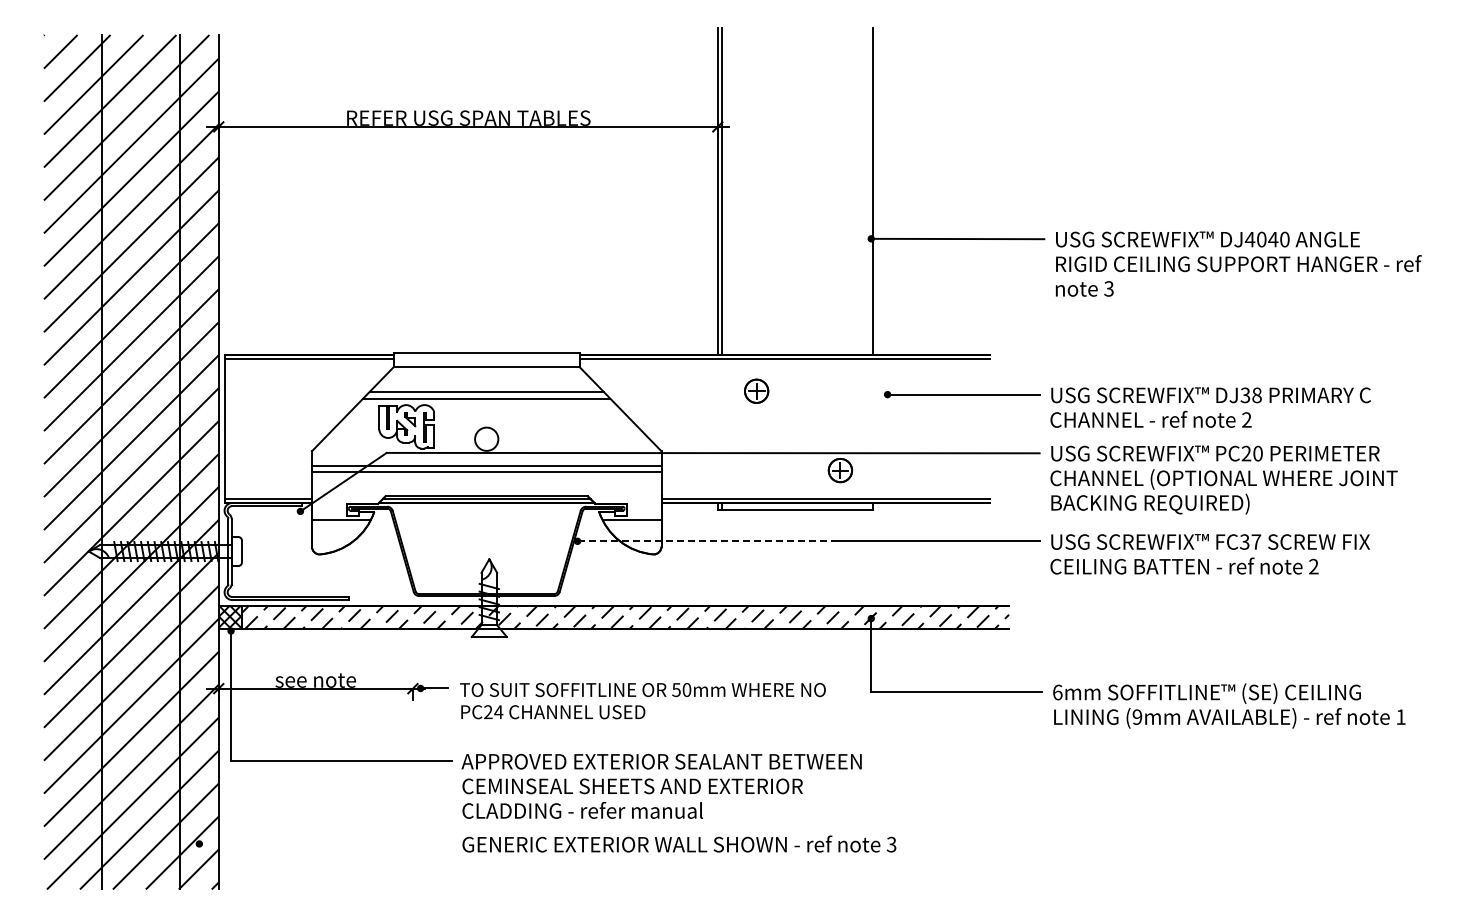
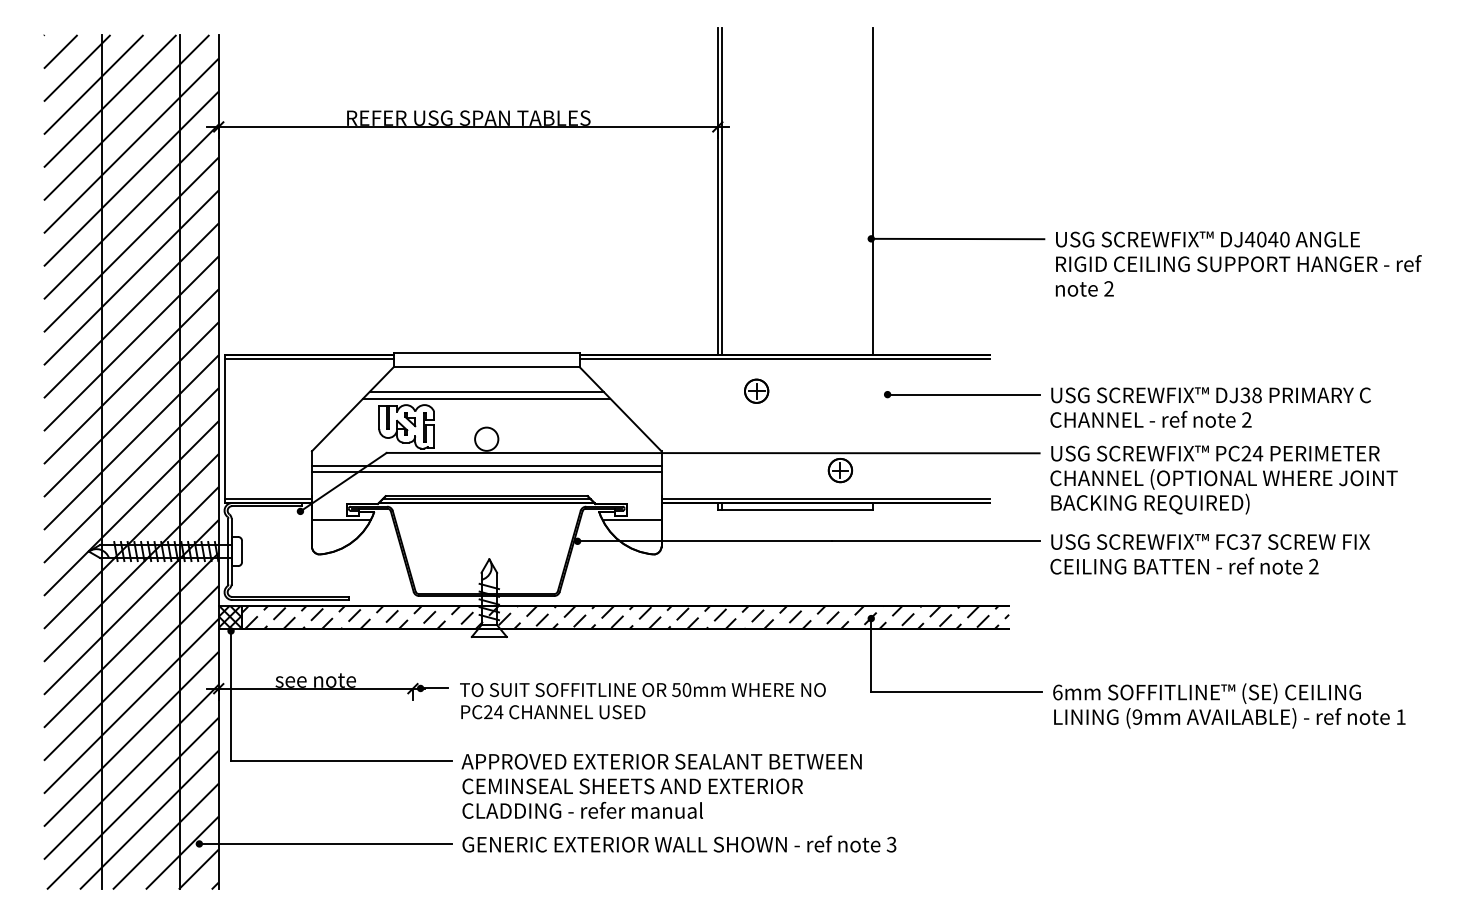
text: 3 -> 2 (1108, 288)
text: PC20 -> PC24 (1257, 453)
line: dashed -> solid (705, 541)
line: none -> present (325, 843)
